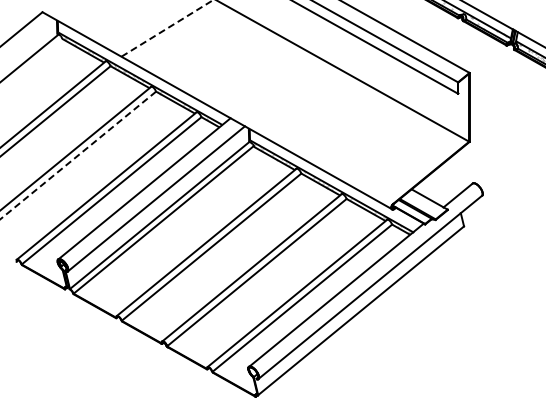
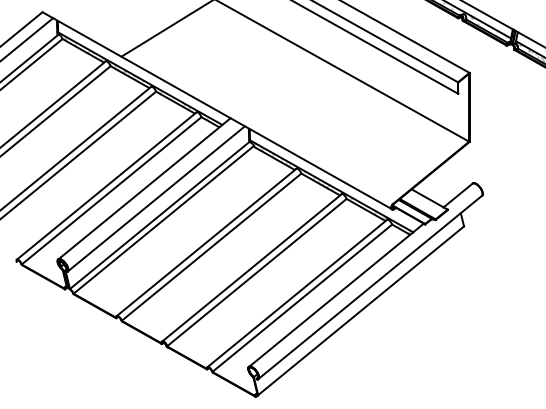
line: dashed -> solid (167, 28)
line: none -> present (27, 38)
line: none -> present (32, 63)
line: dashed -> solid (78, 155)
